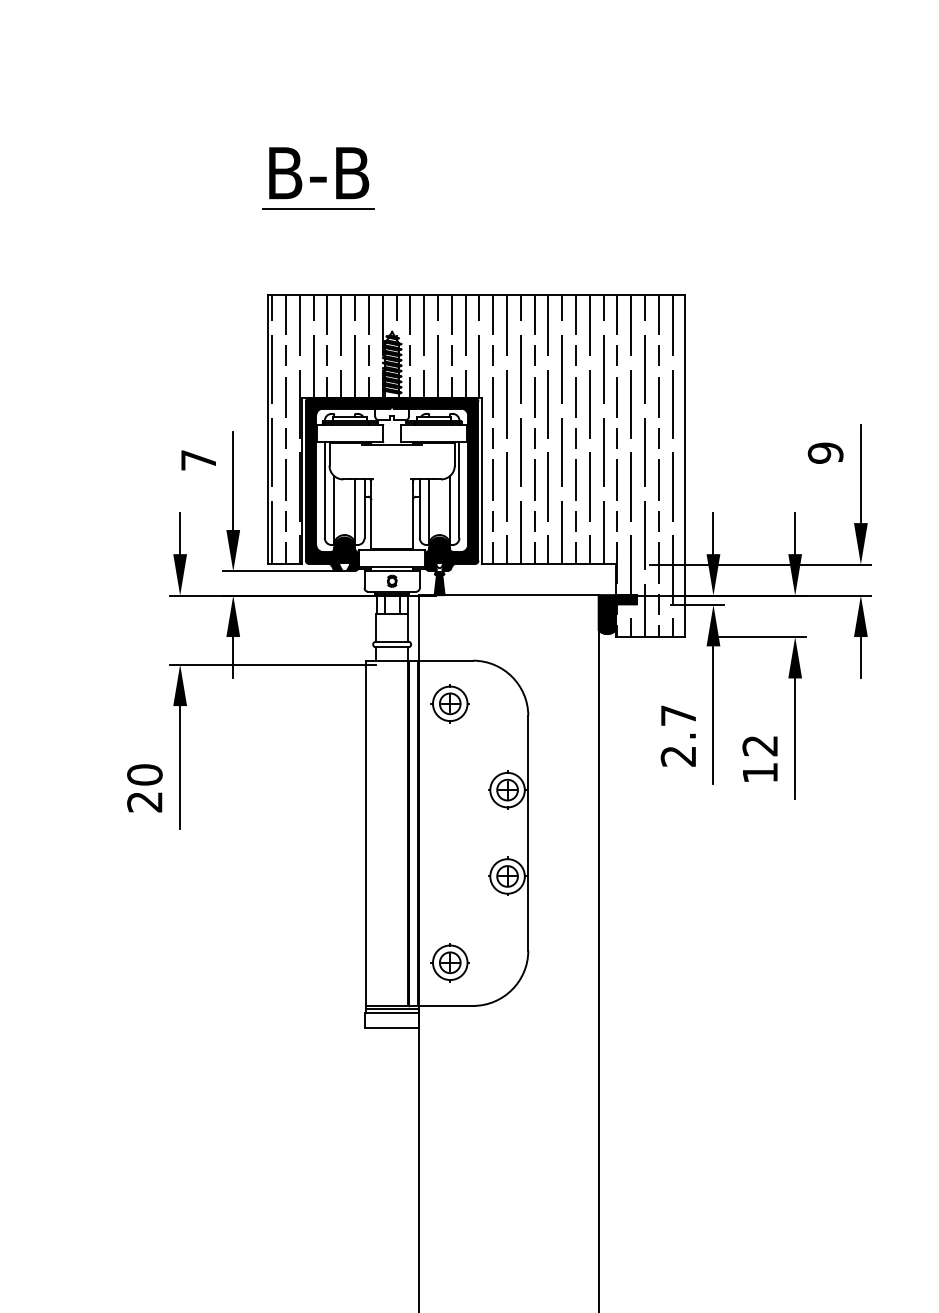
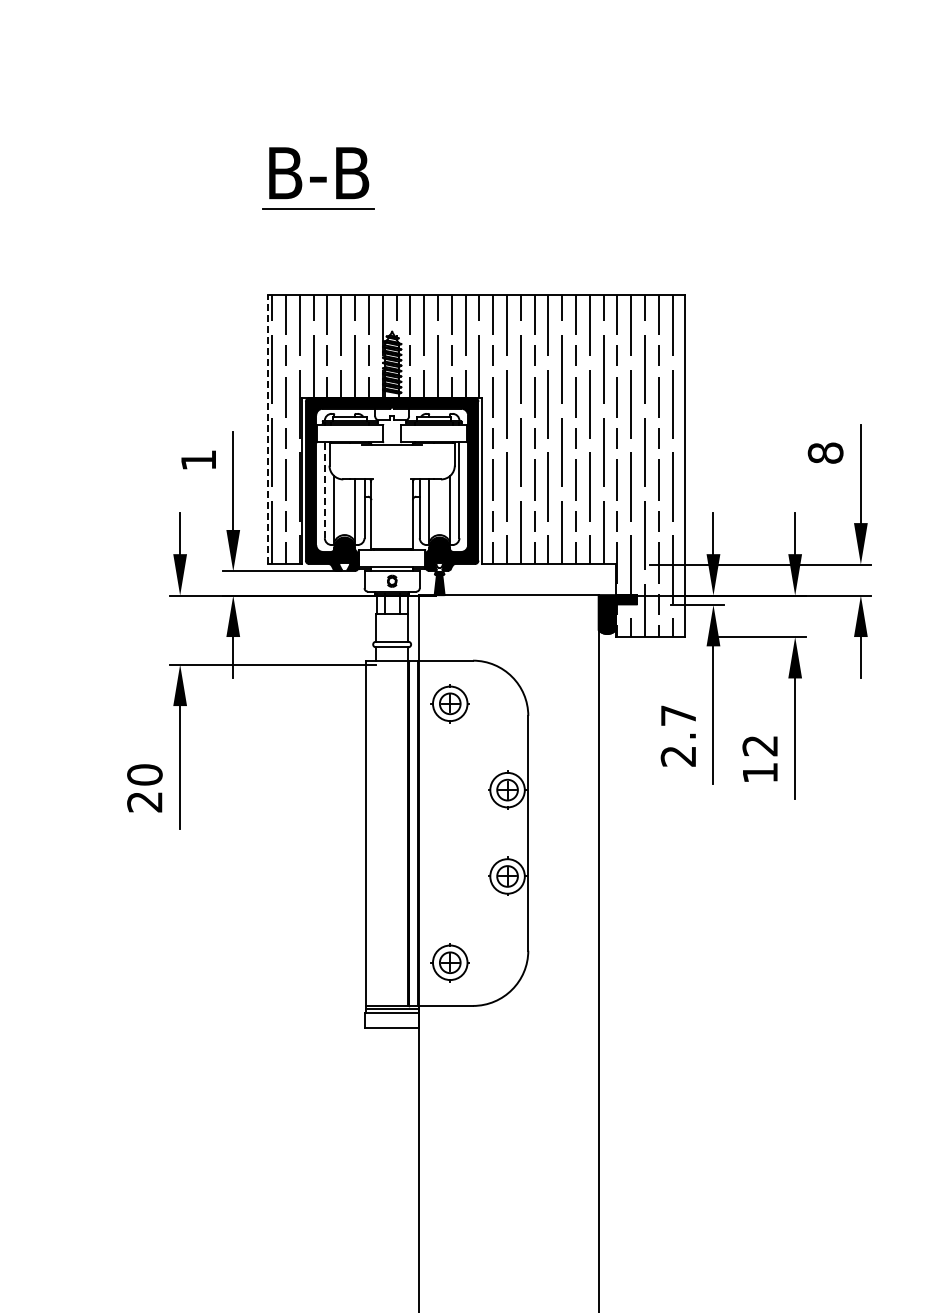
line: solid -> dashed (267, 429)
text: 9 -> 8 (825, 452)
text: 7 -> 1 (198, 460)
line: solid -> dashed (324, 490)
